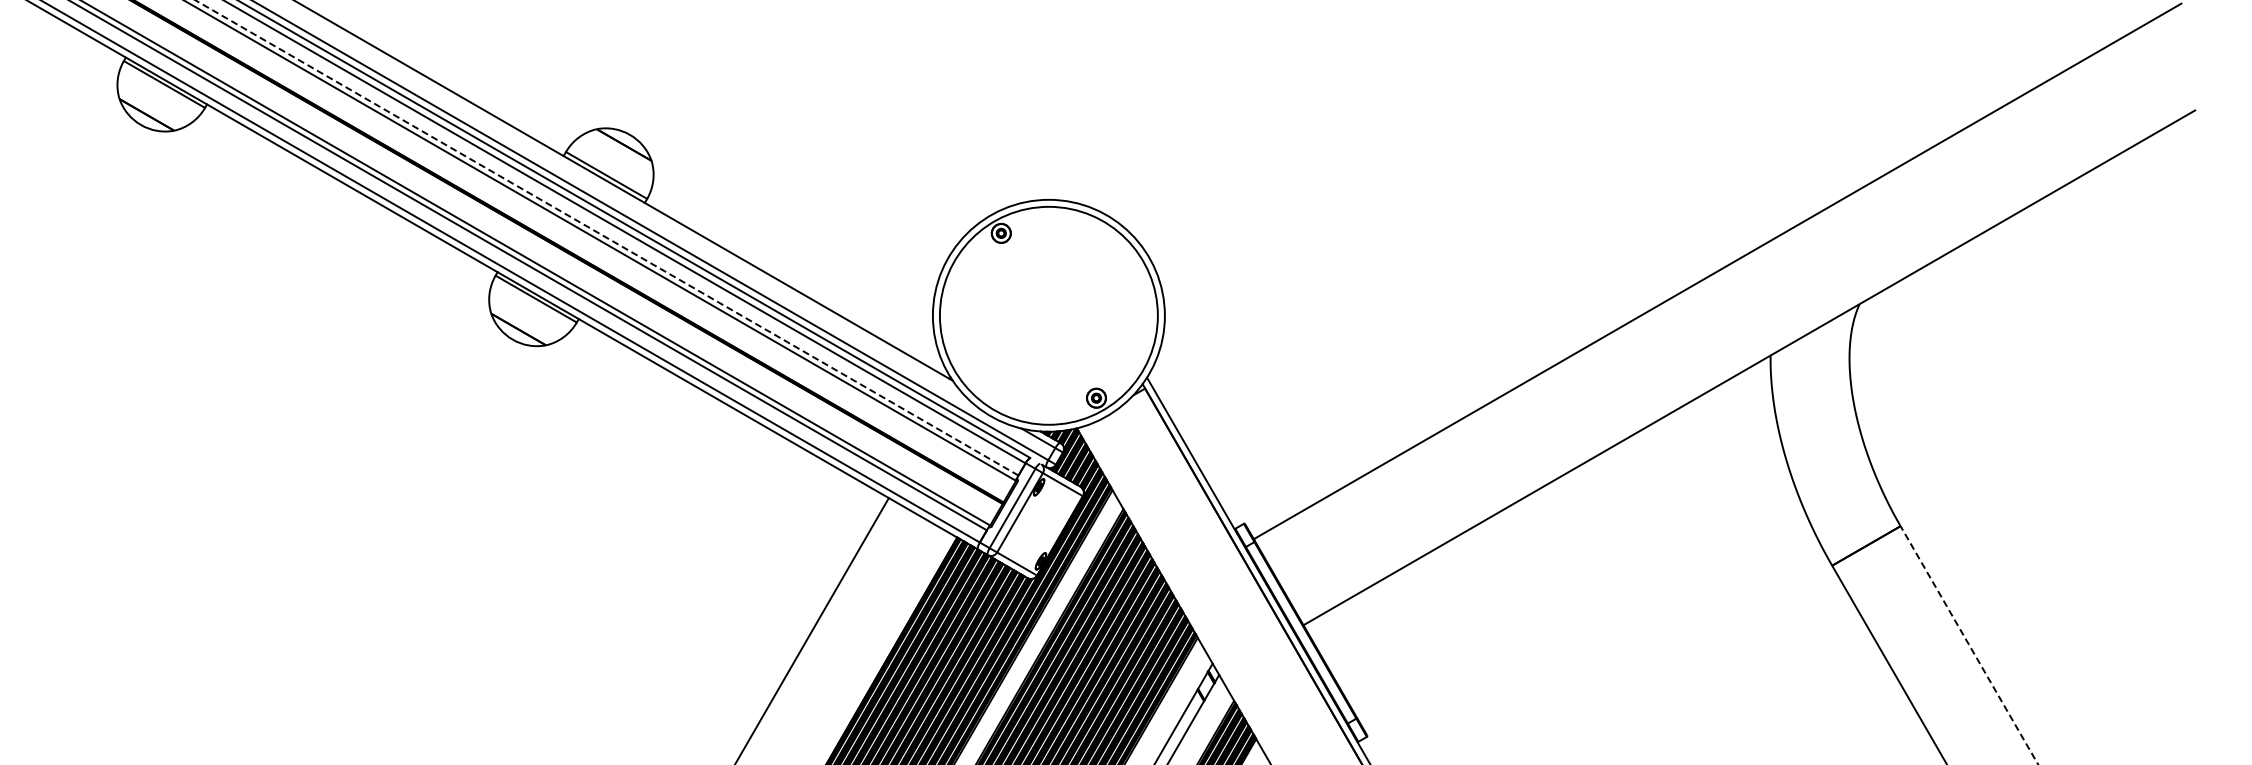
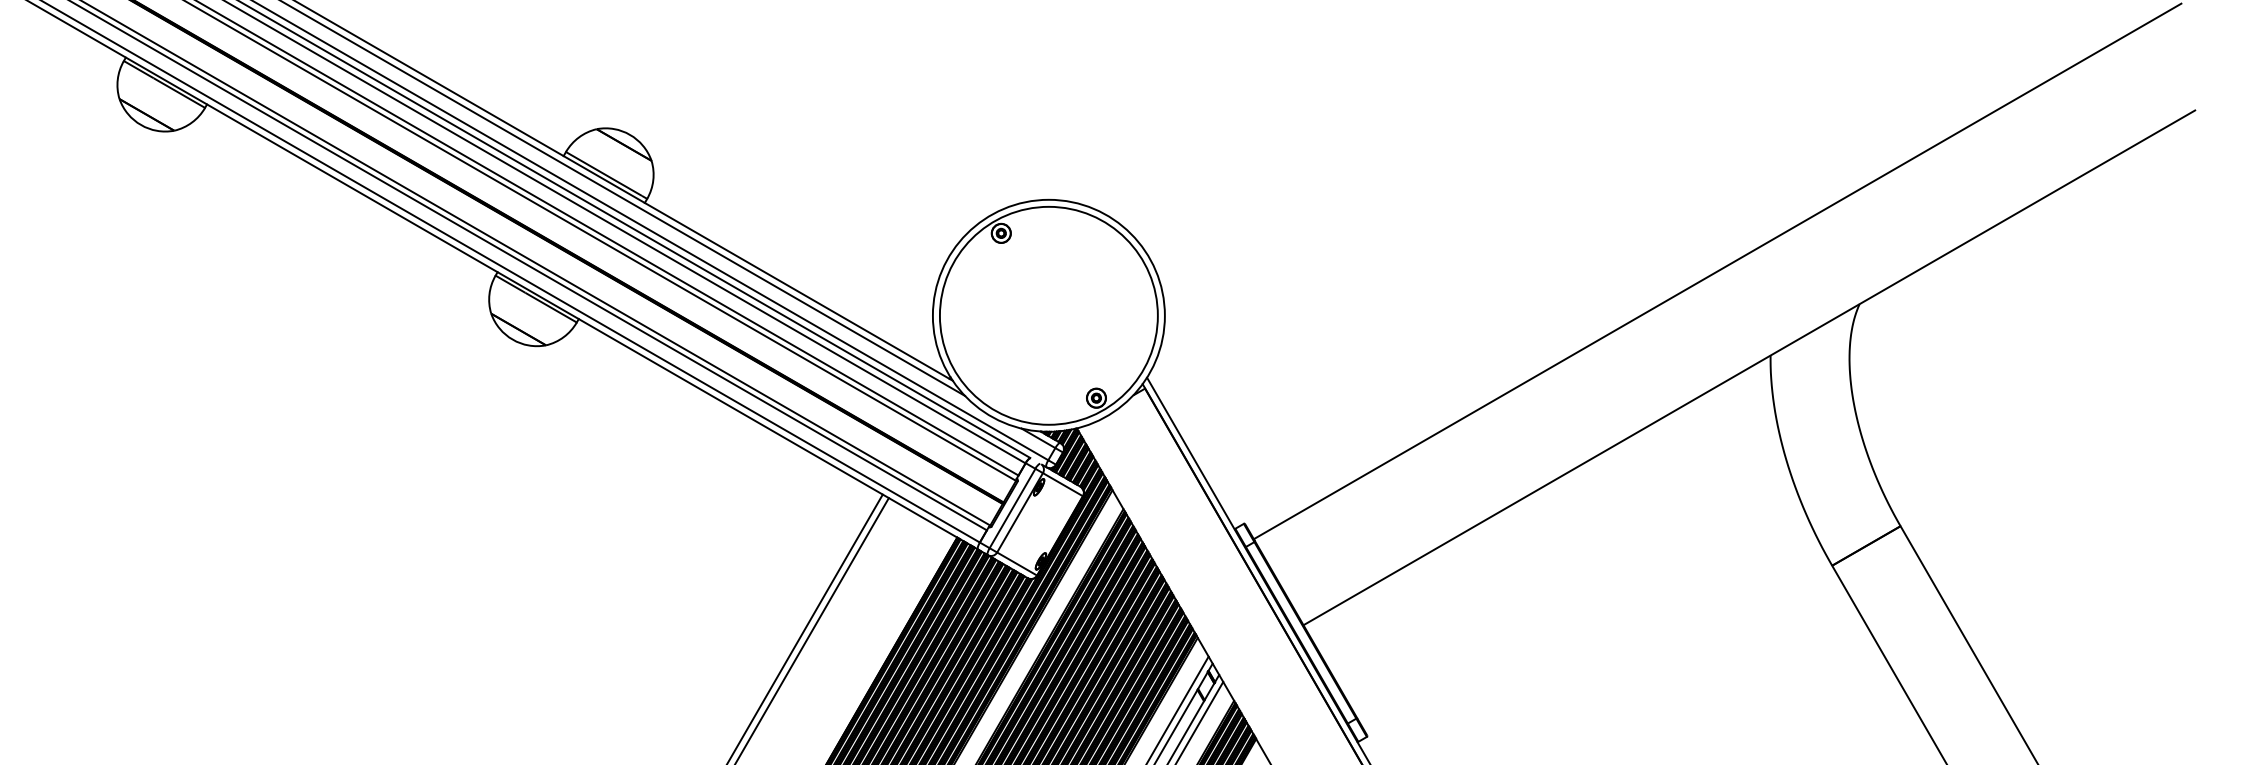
line: none -> present (623, 198)
line: dashed -> solid (606, 237)
line: none -> present (805, 627)
line: dashed -> solid (1969, 644)
line: none -> present (1178, 708)
line: none -> present (1200, 721)
